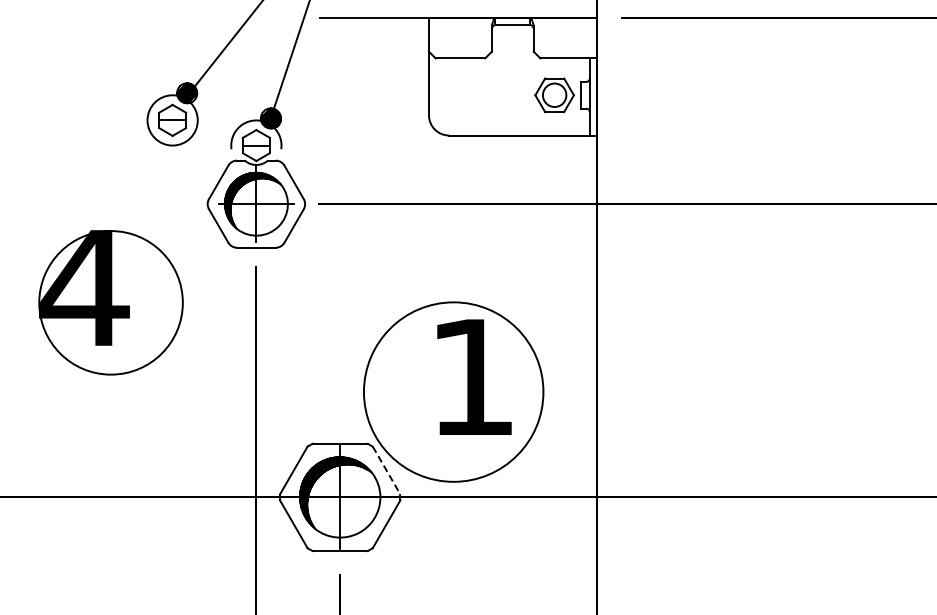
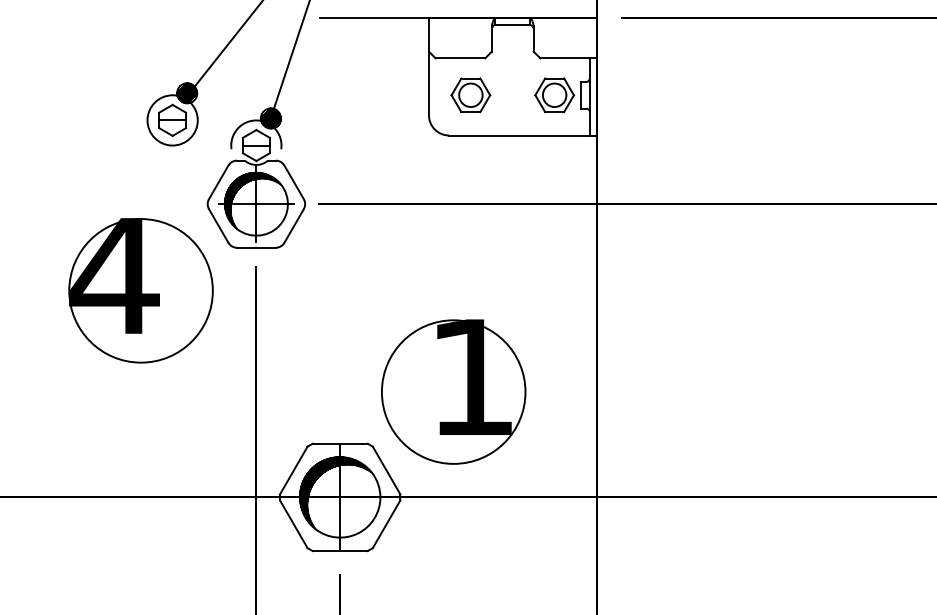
part: none -> present (470, 95)
part position: (110, 302) -> (140, 290) (140, 290)
circle diameter: 179 px -> 144 px (453, 391)
line: dashed -> solid (386, 470)
